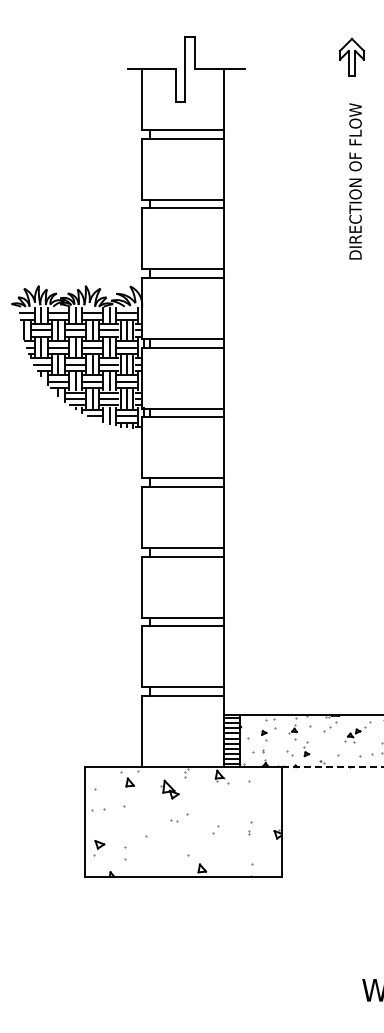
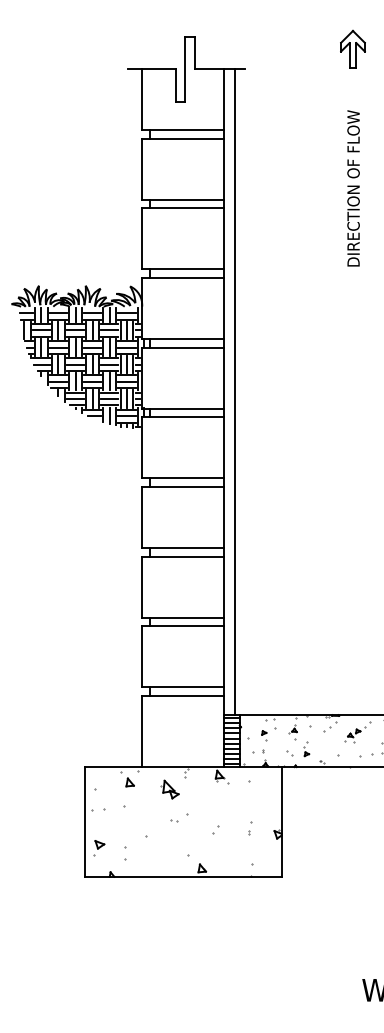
part position: (351, 56) -> (352, 48) (352, 48)
text position: (355, 181) -> (353, 188) (353, 188)
line: none -> present (234, 391)
line: dashed -> solid (332, 767)
